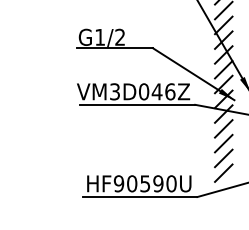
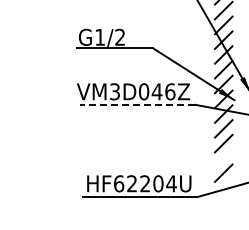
line: solid -> dashed (137, 104)
line: present -> none (223, 158)
text: HF90590U -> HF62204U (144, 183)
